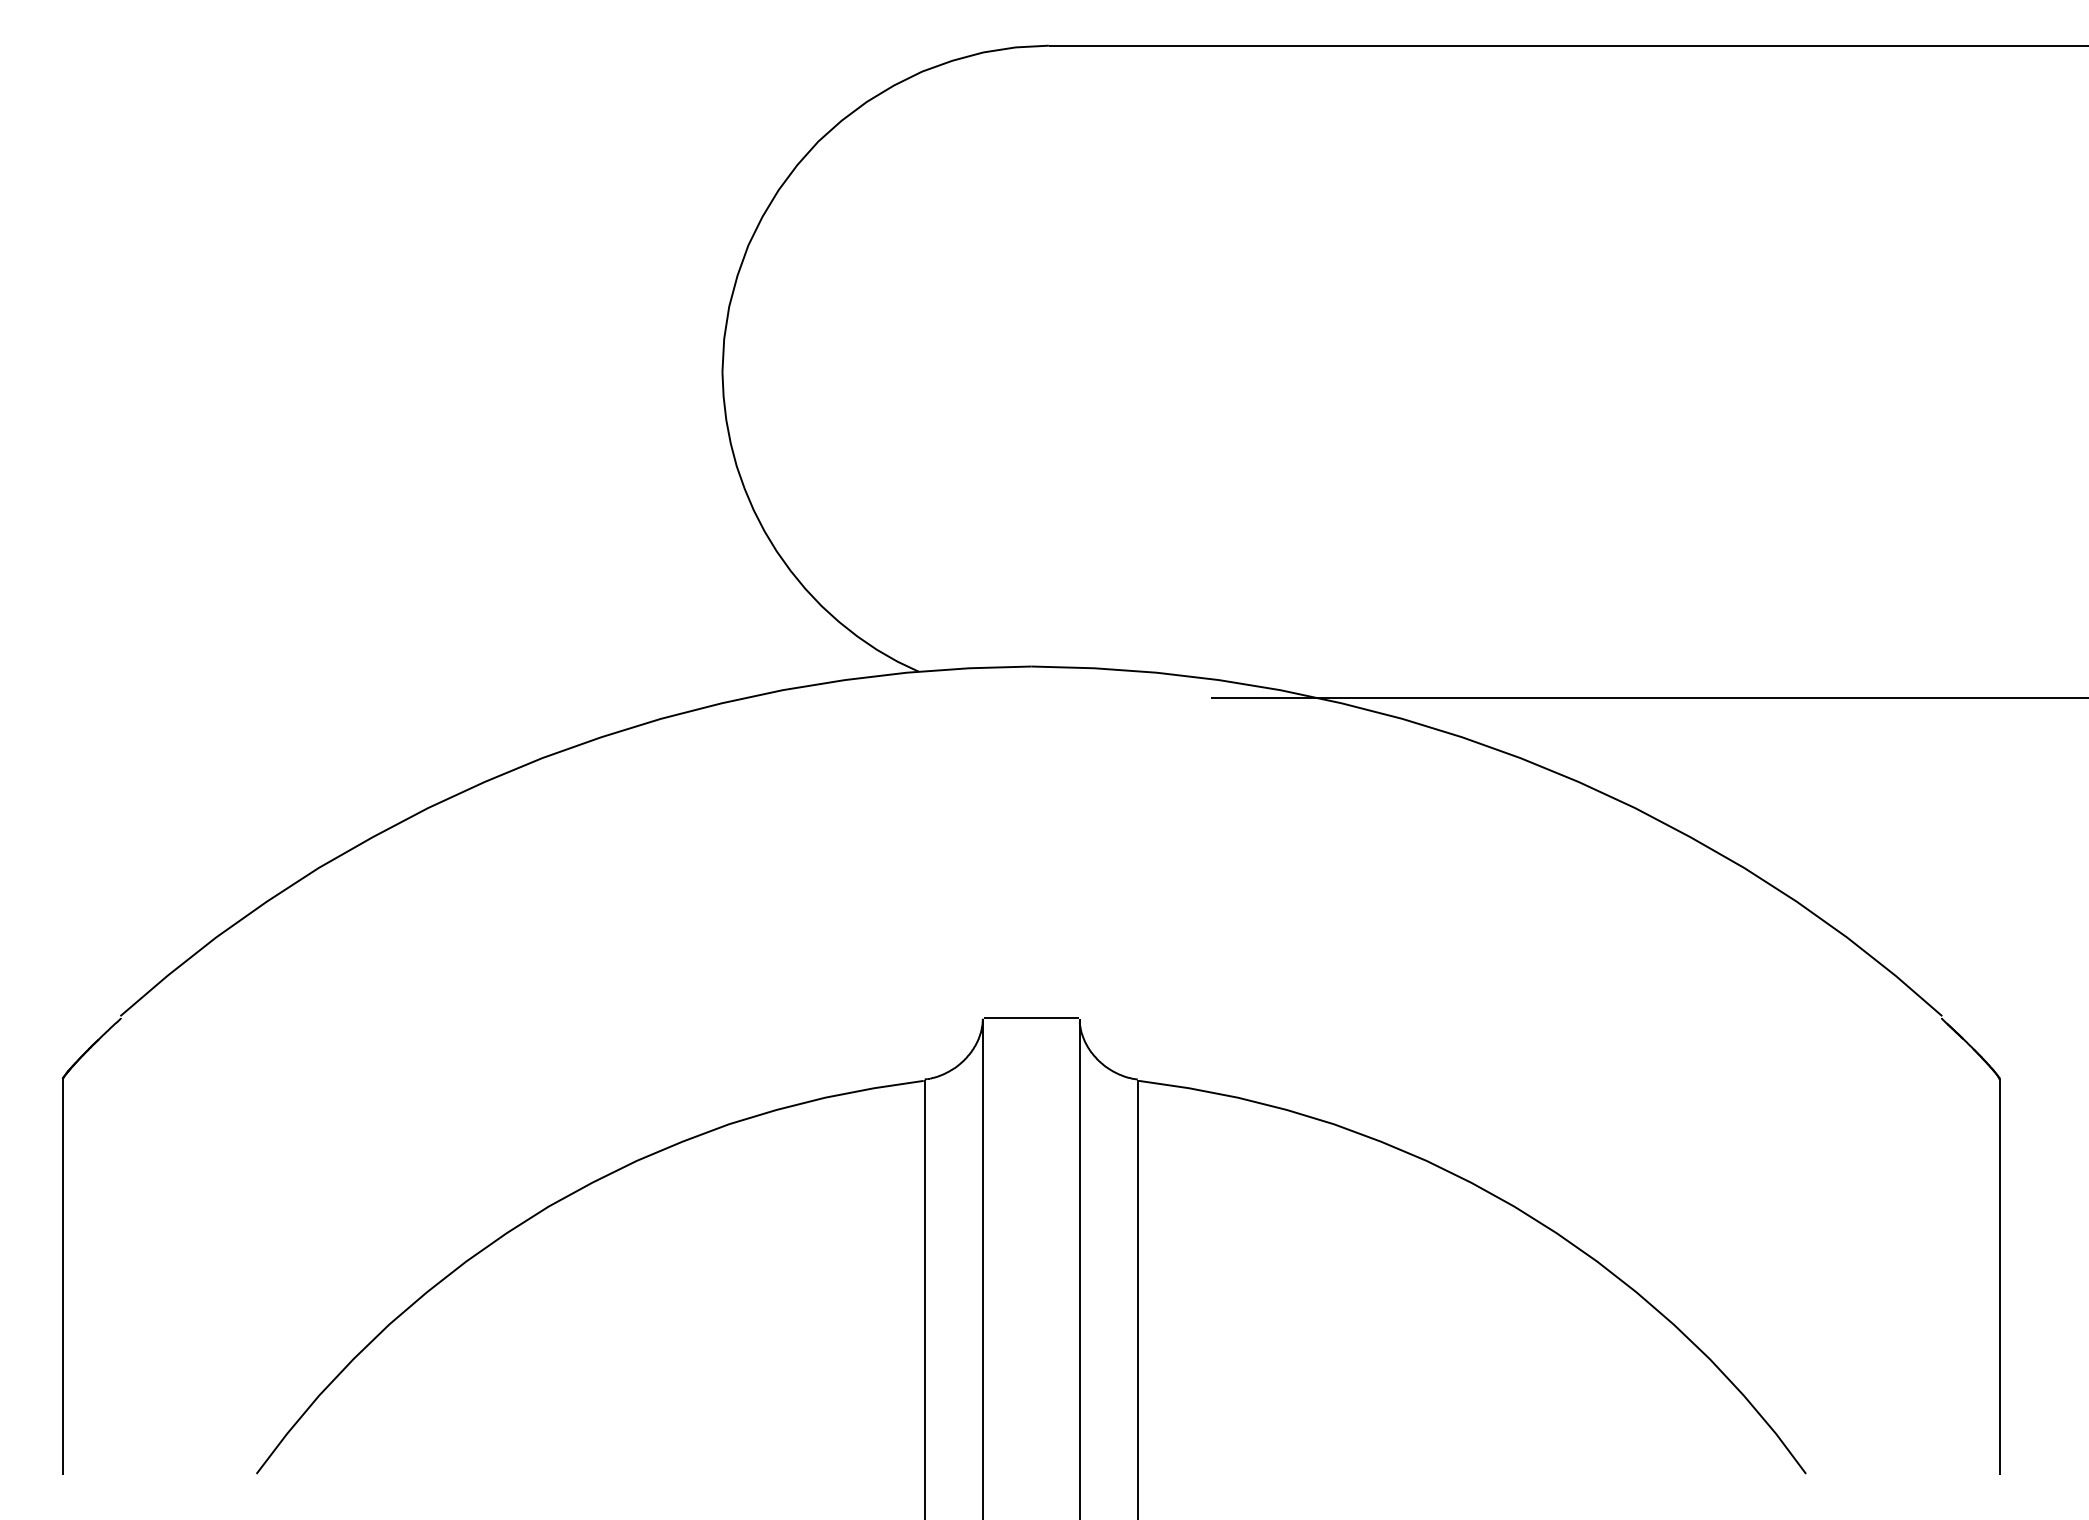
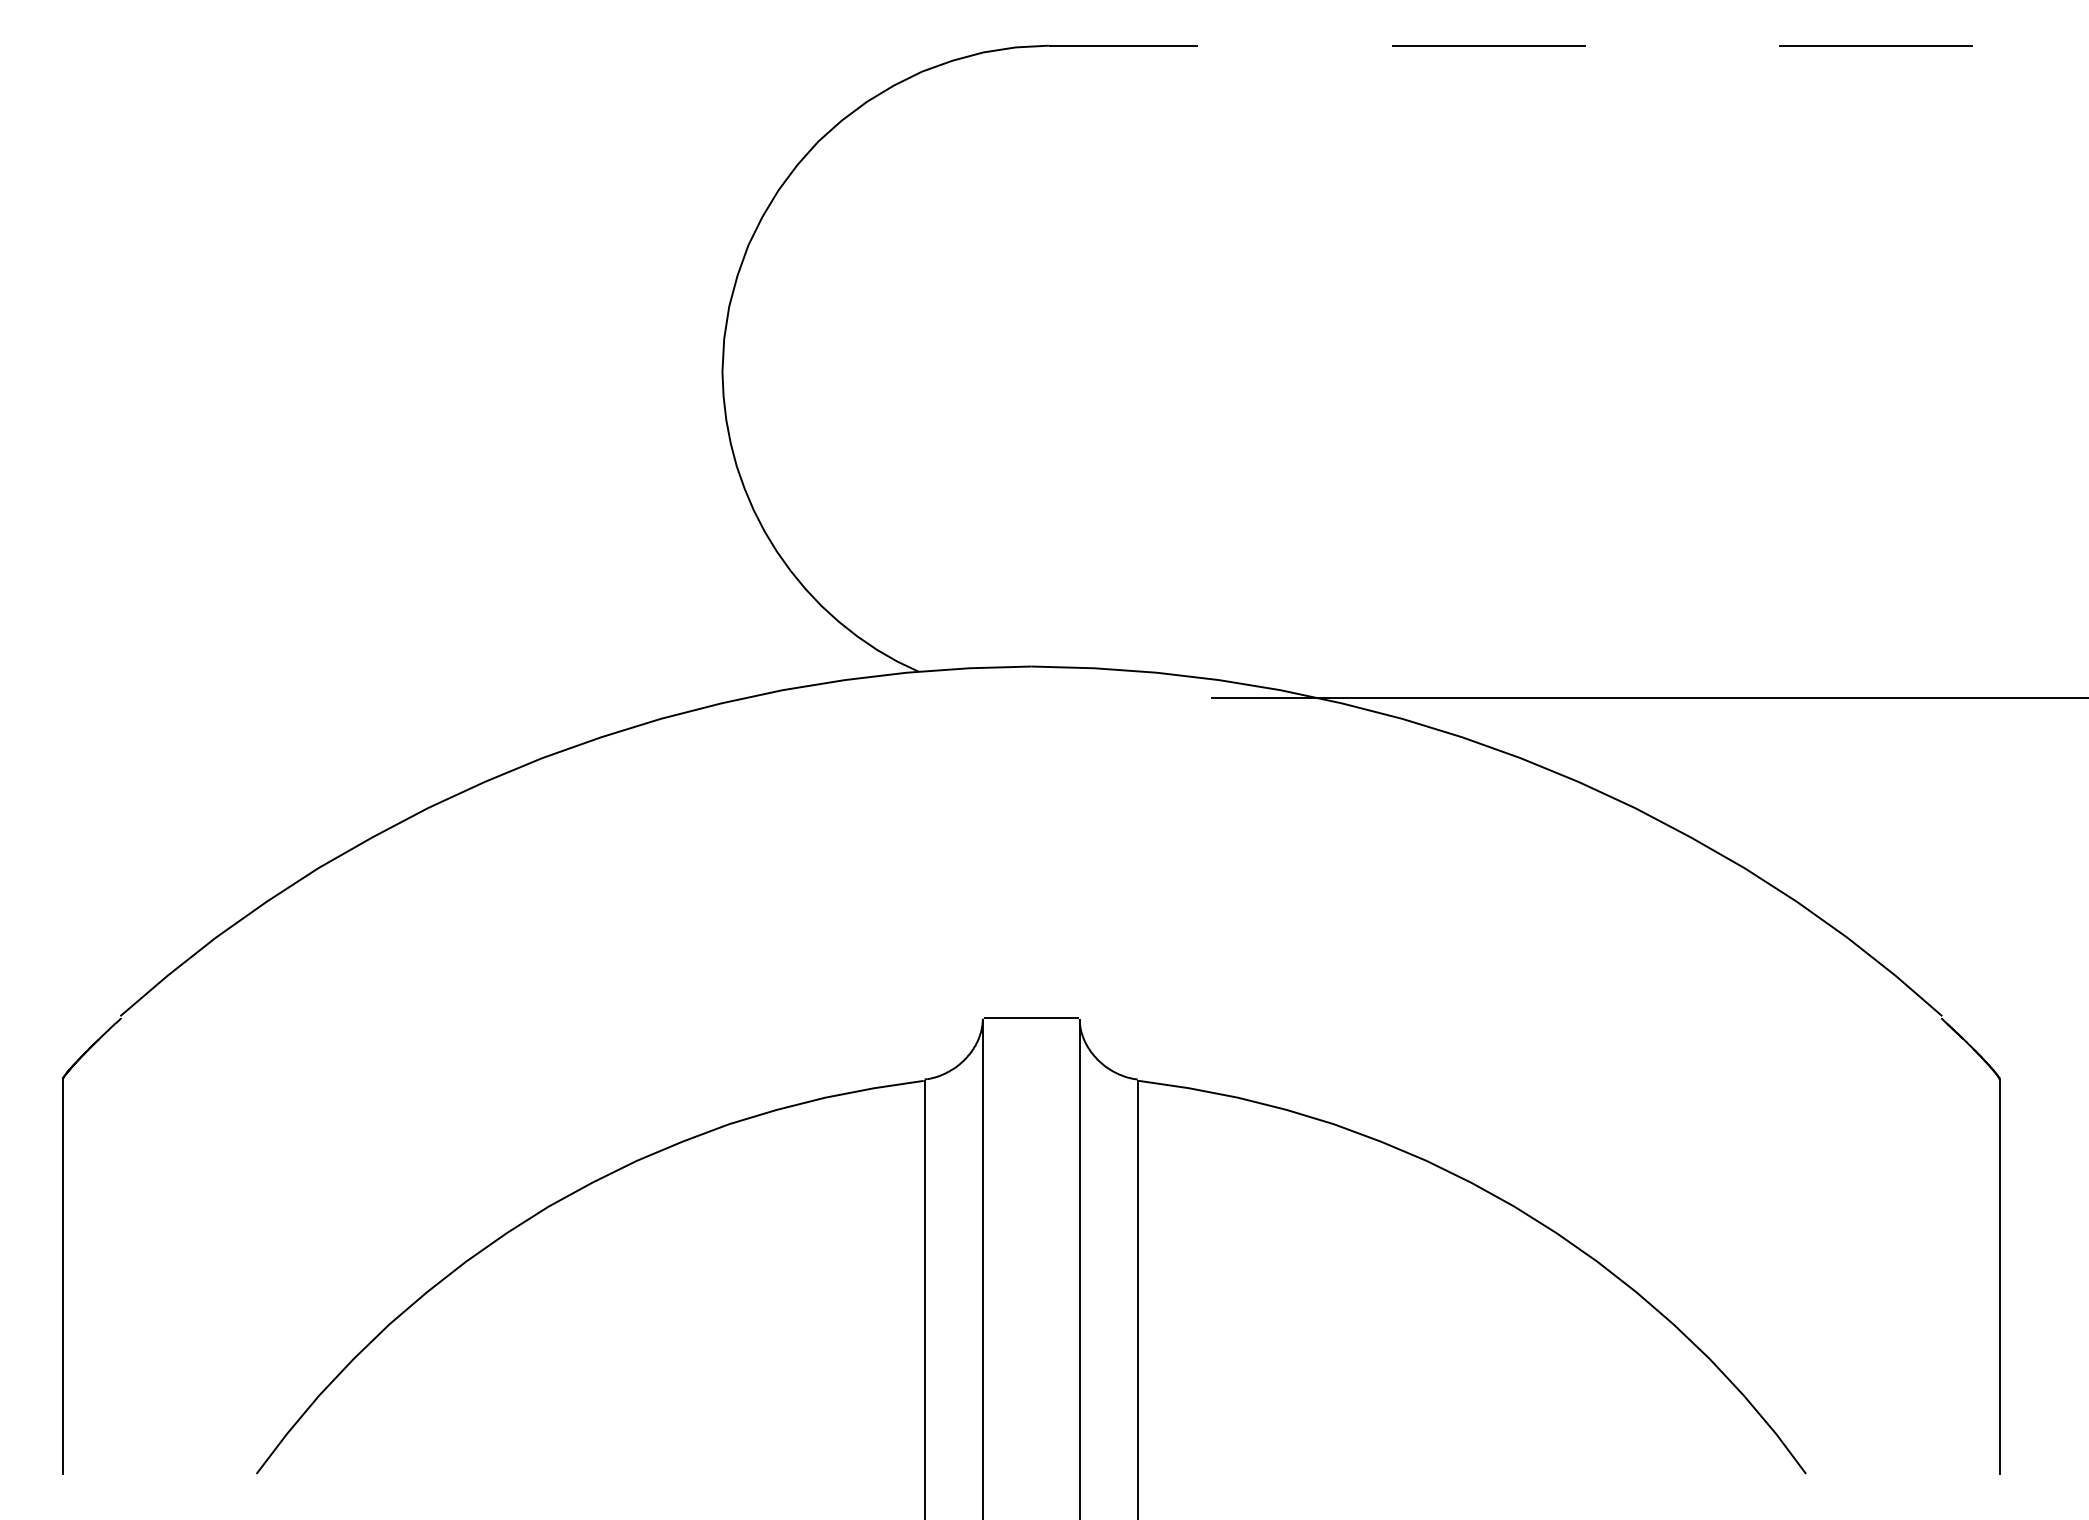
line: solid -> dashed (1568, 45)
